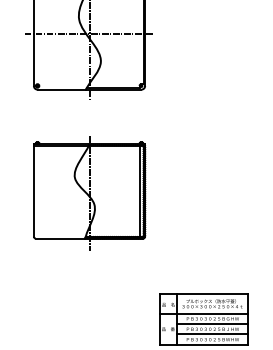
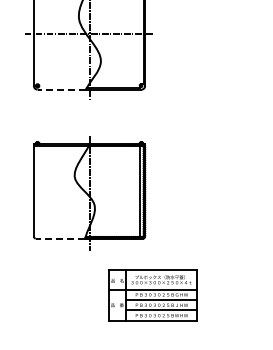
line: solid -> dashed (61, 89)
line: solid -> dashed (59, 238)
part position: (203, 319) -> (152, 295) (152, 295)
